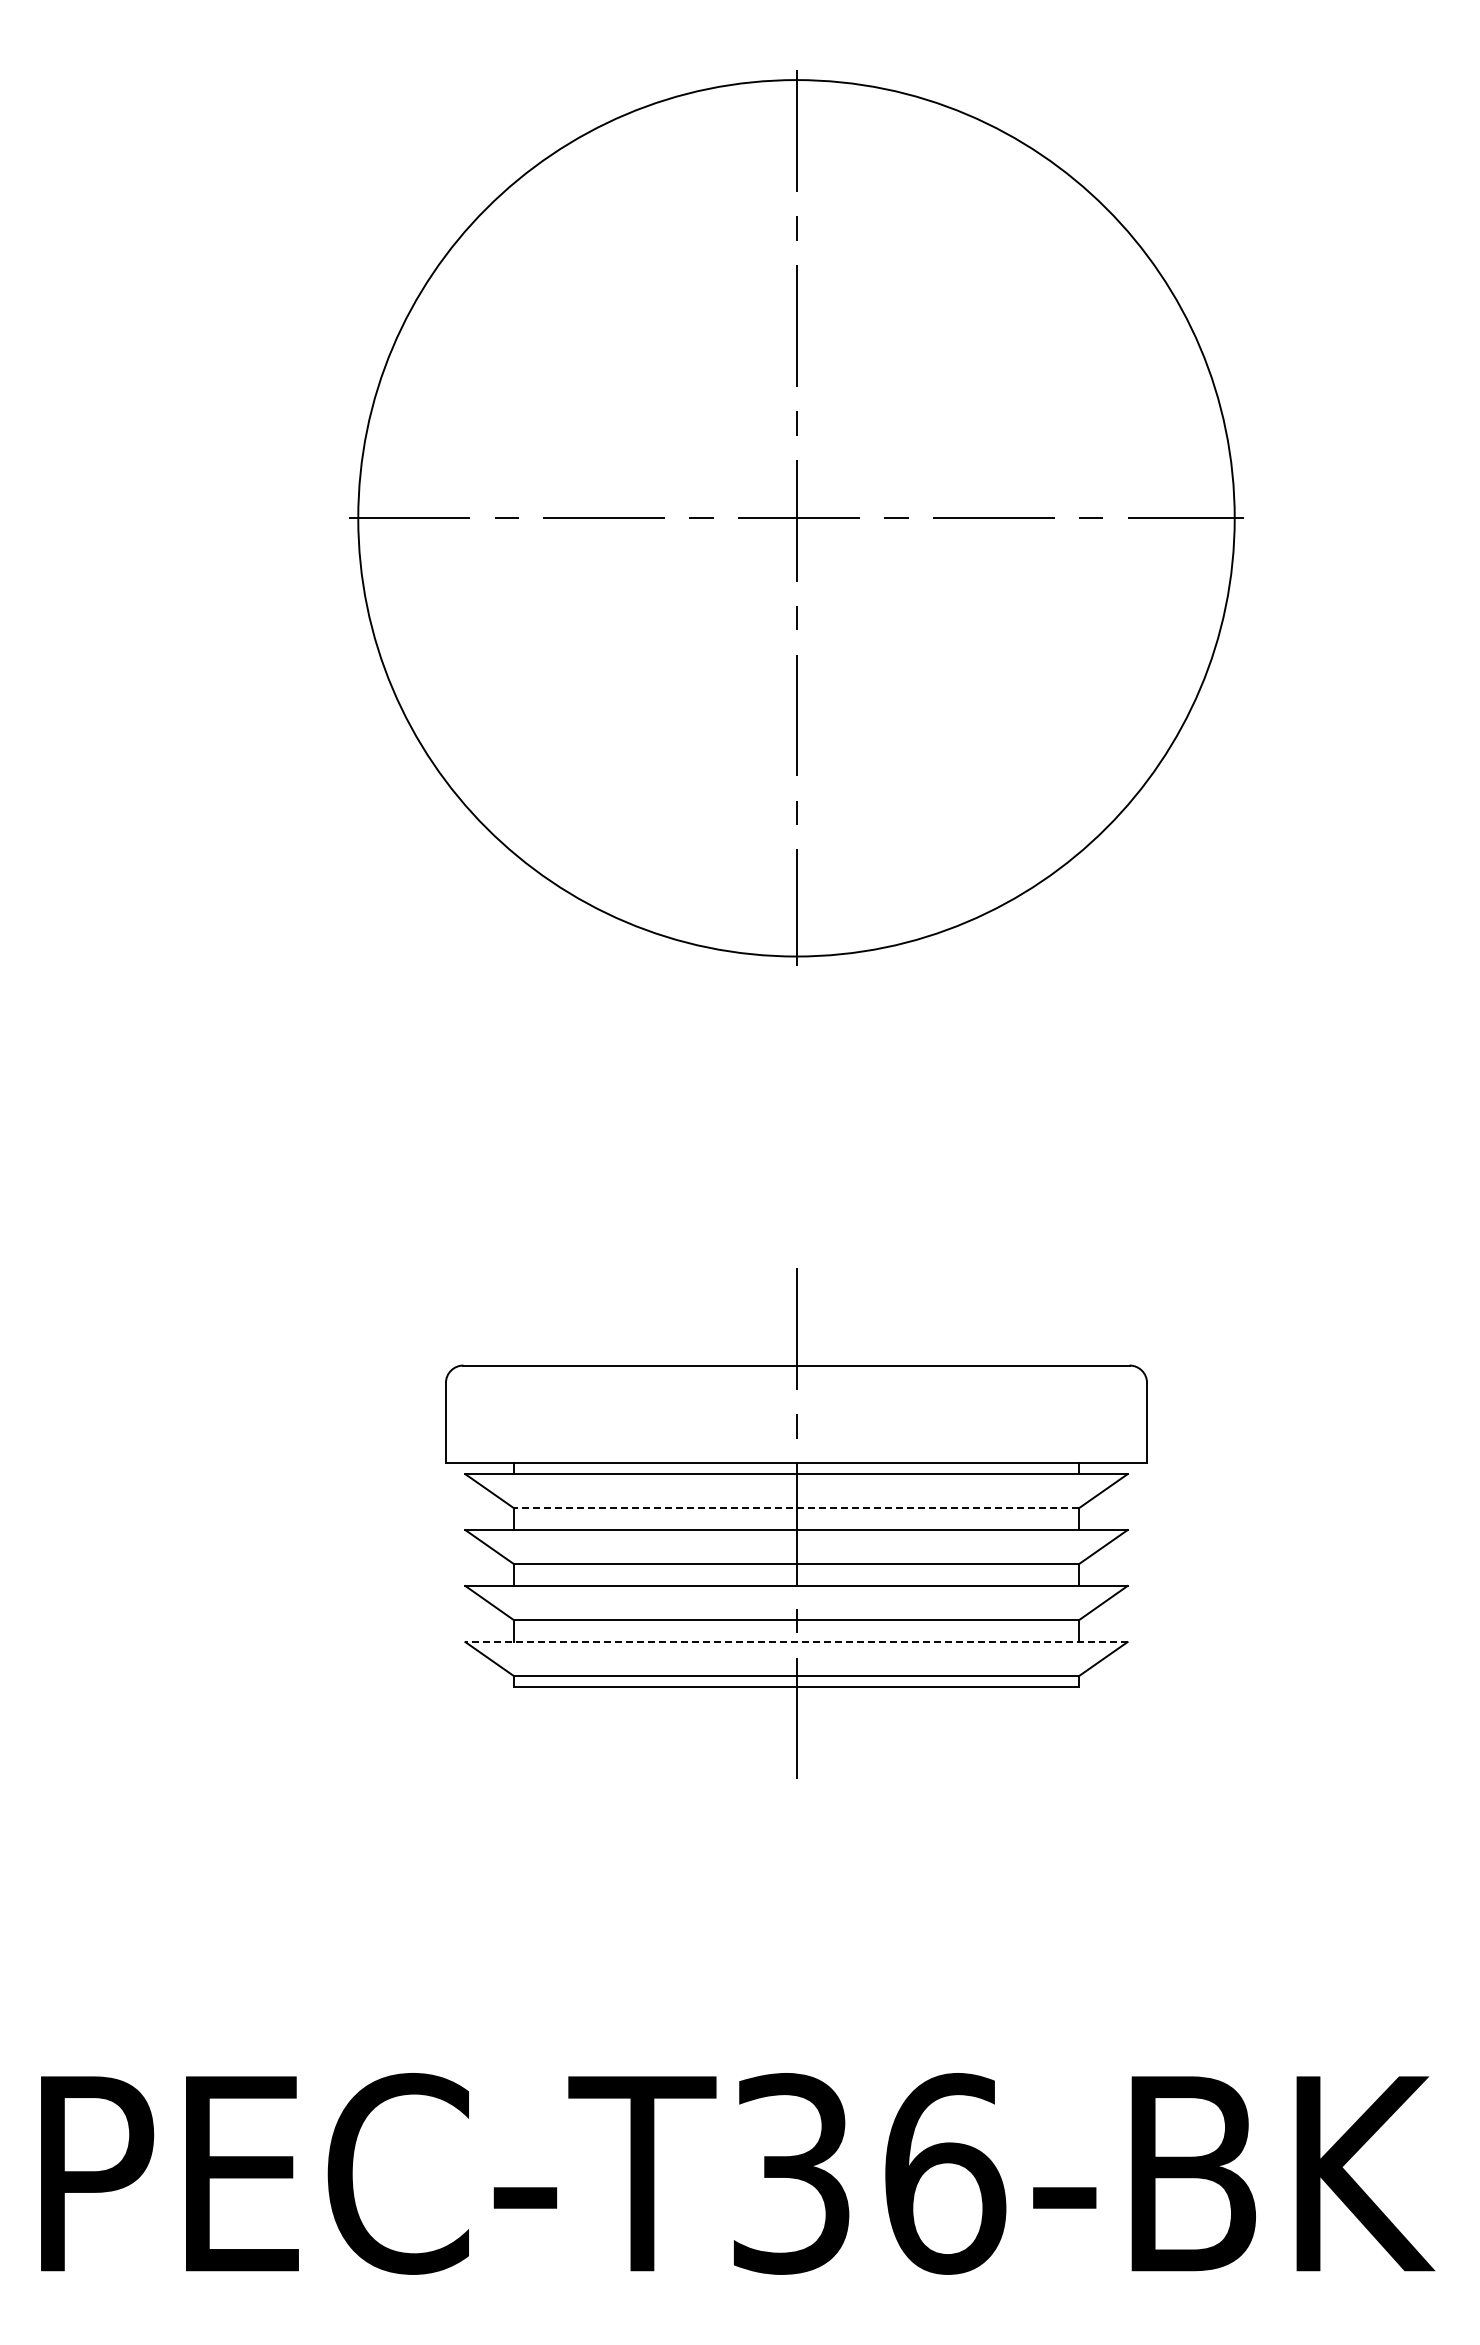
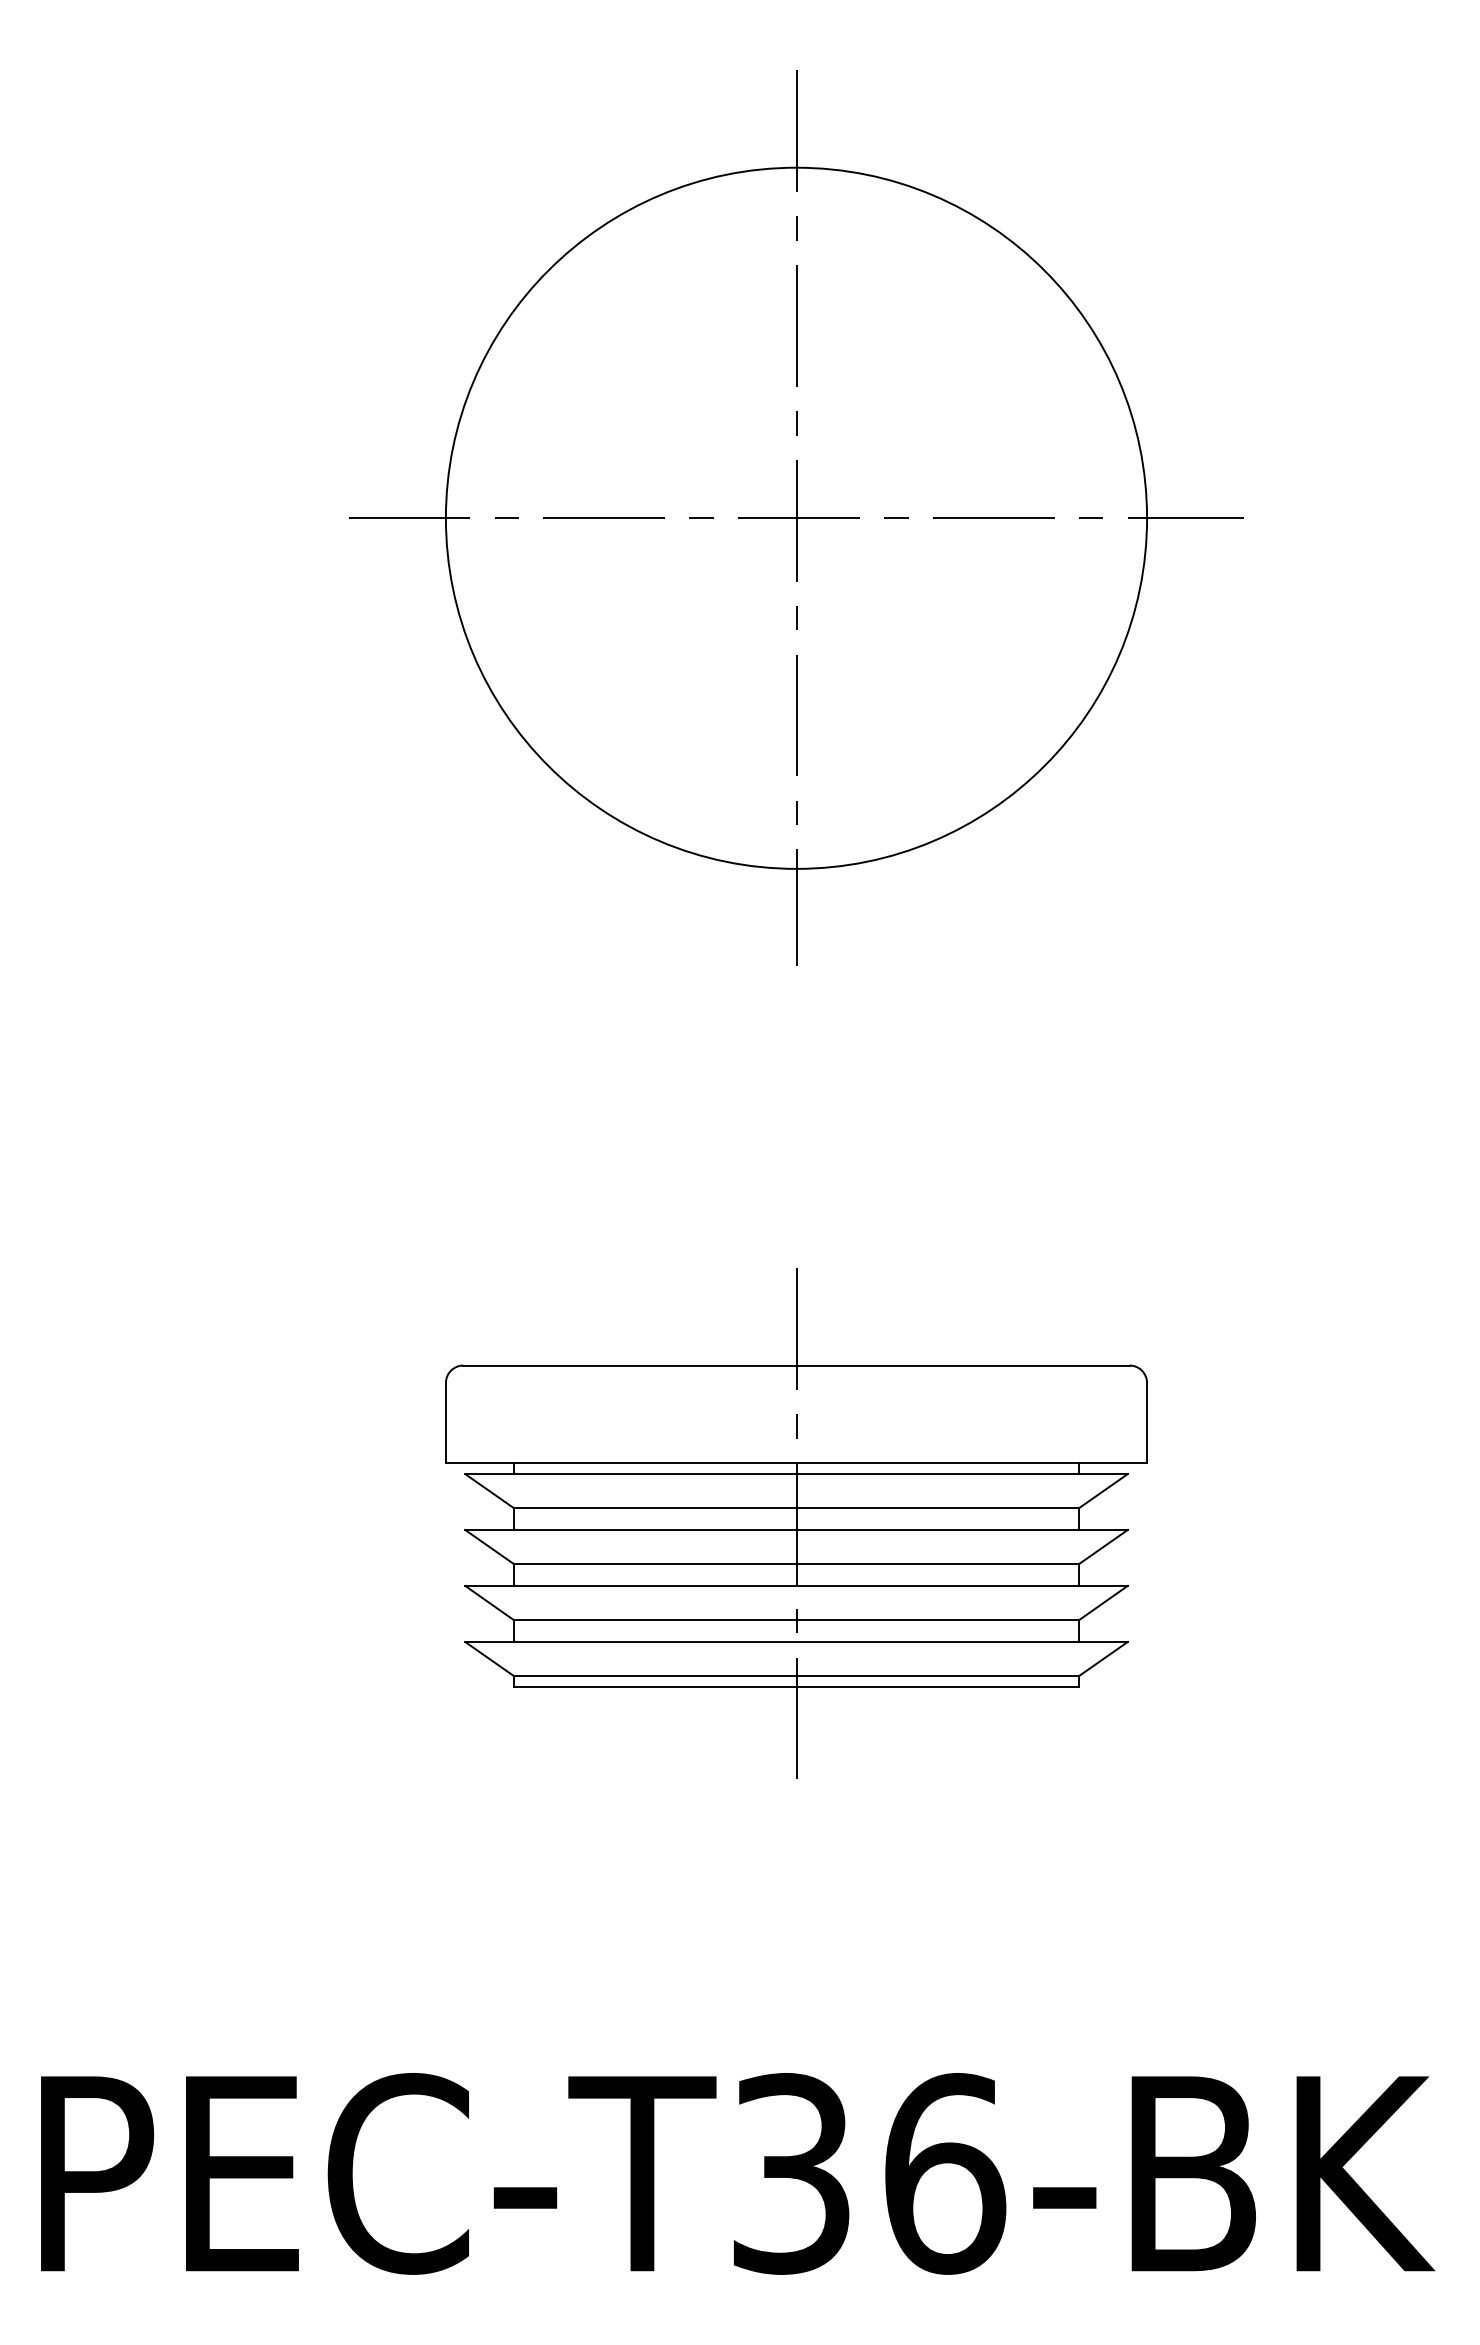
circle diameter: 876 px -> 701 px (796, 517)
line: dashed -> solid (796, 1508)
line: dashed -> solid (796, 1642)
